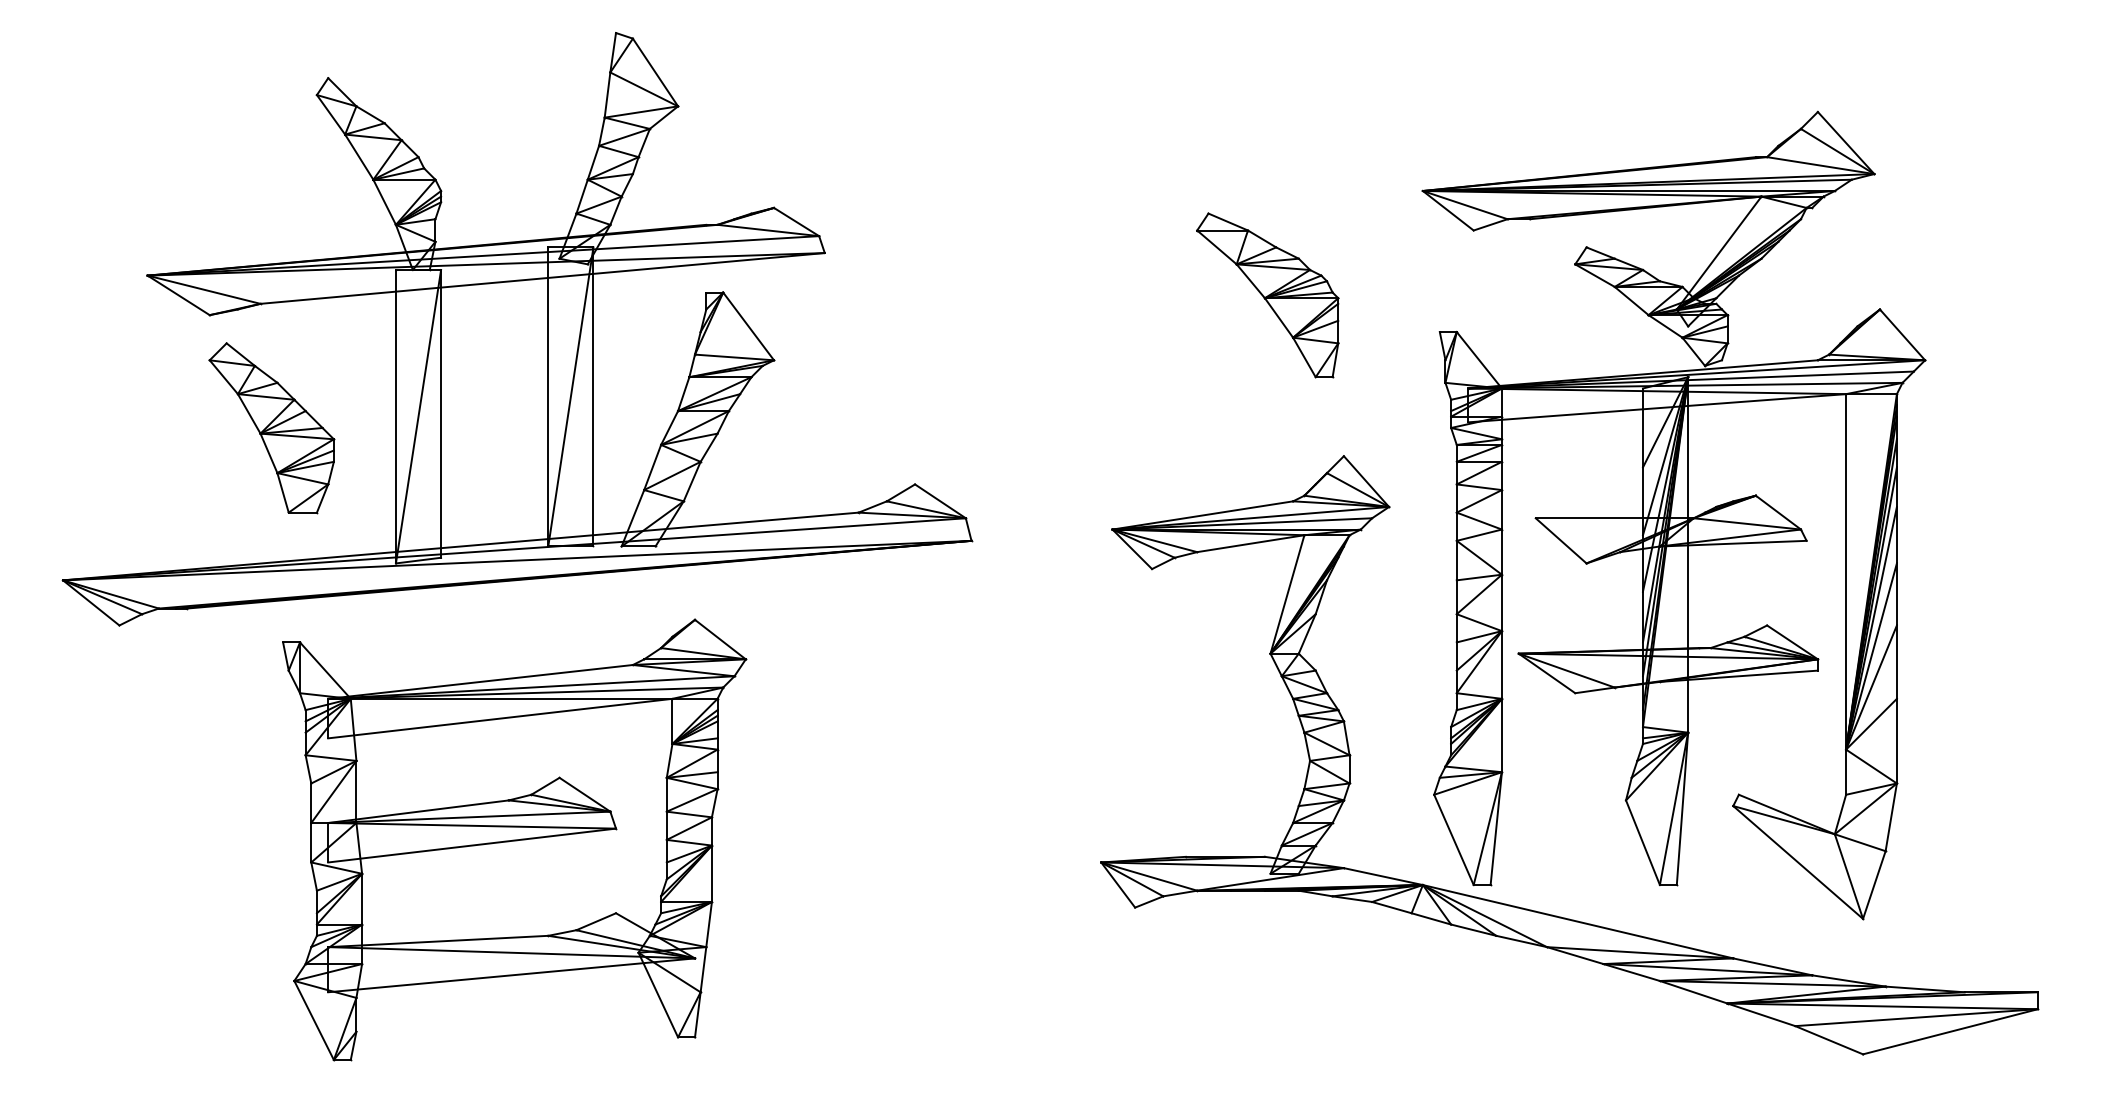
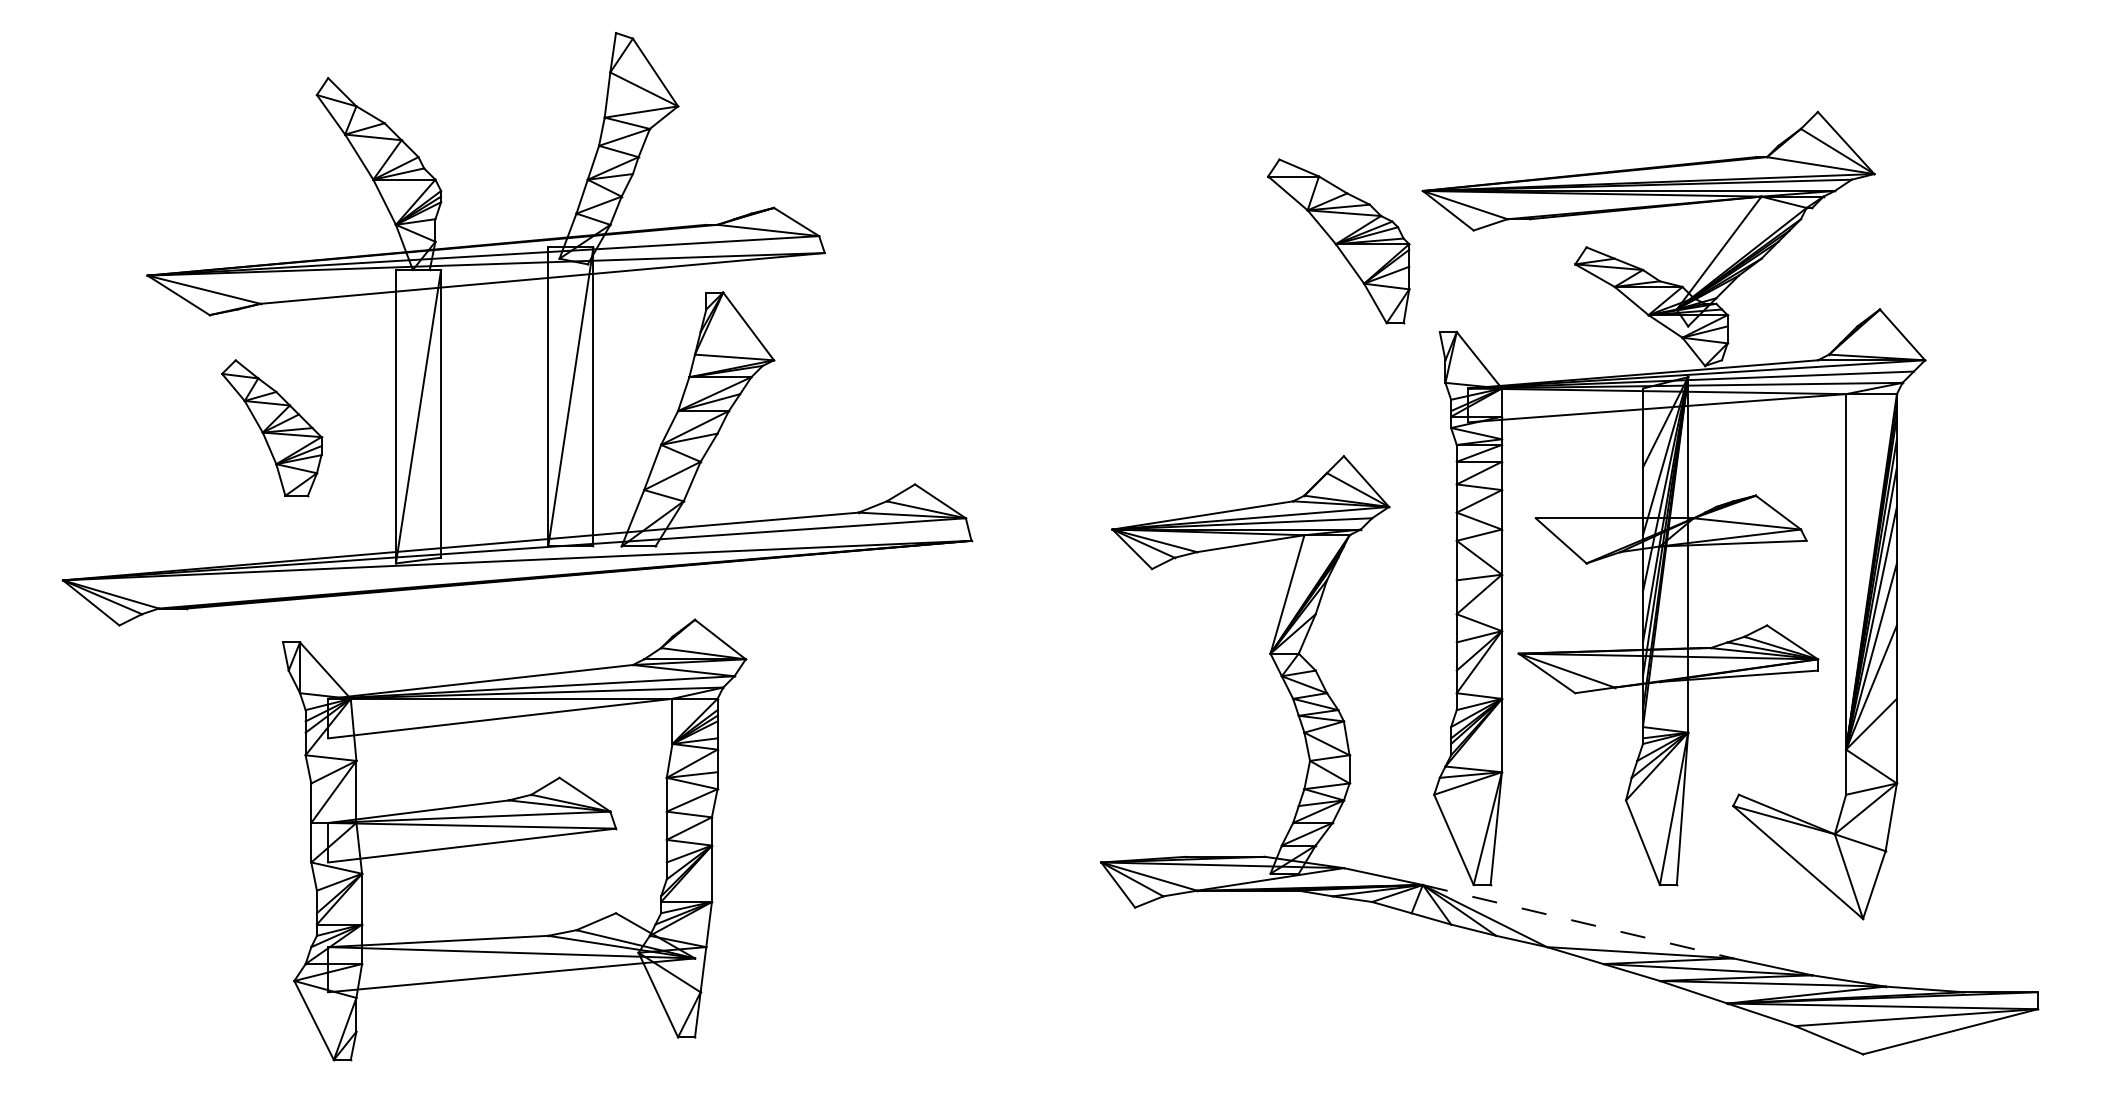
part position: (1267, 295) -> (1338, 241) (1338, 241)
part size: 128x173 px -> 103x139 px (272, 428)
line: solid -> dashed (1578, 921)
